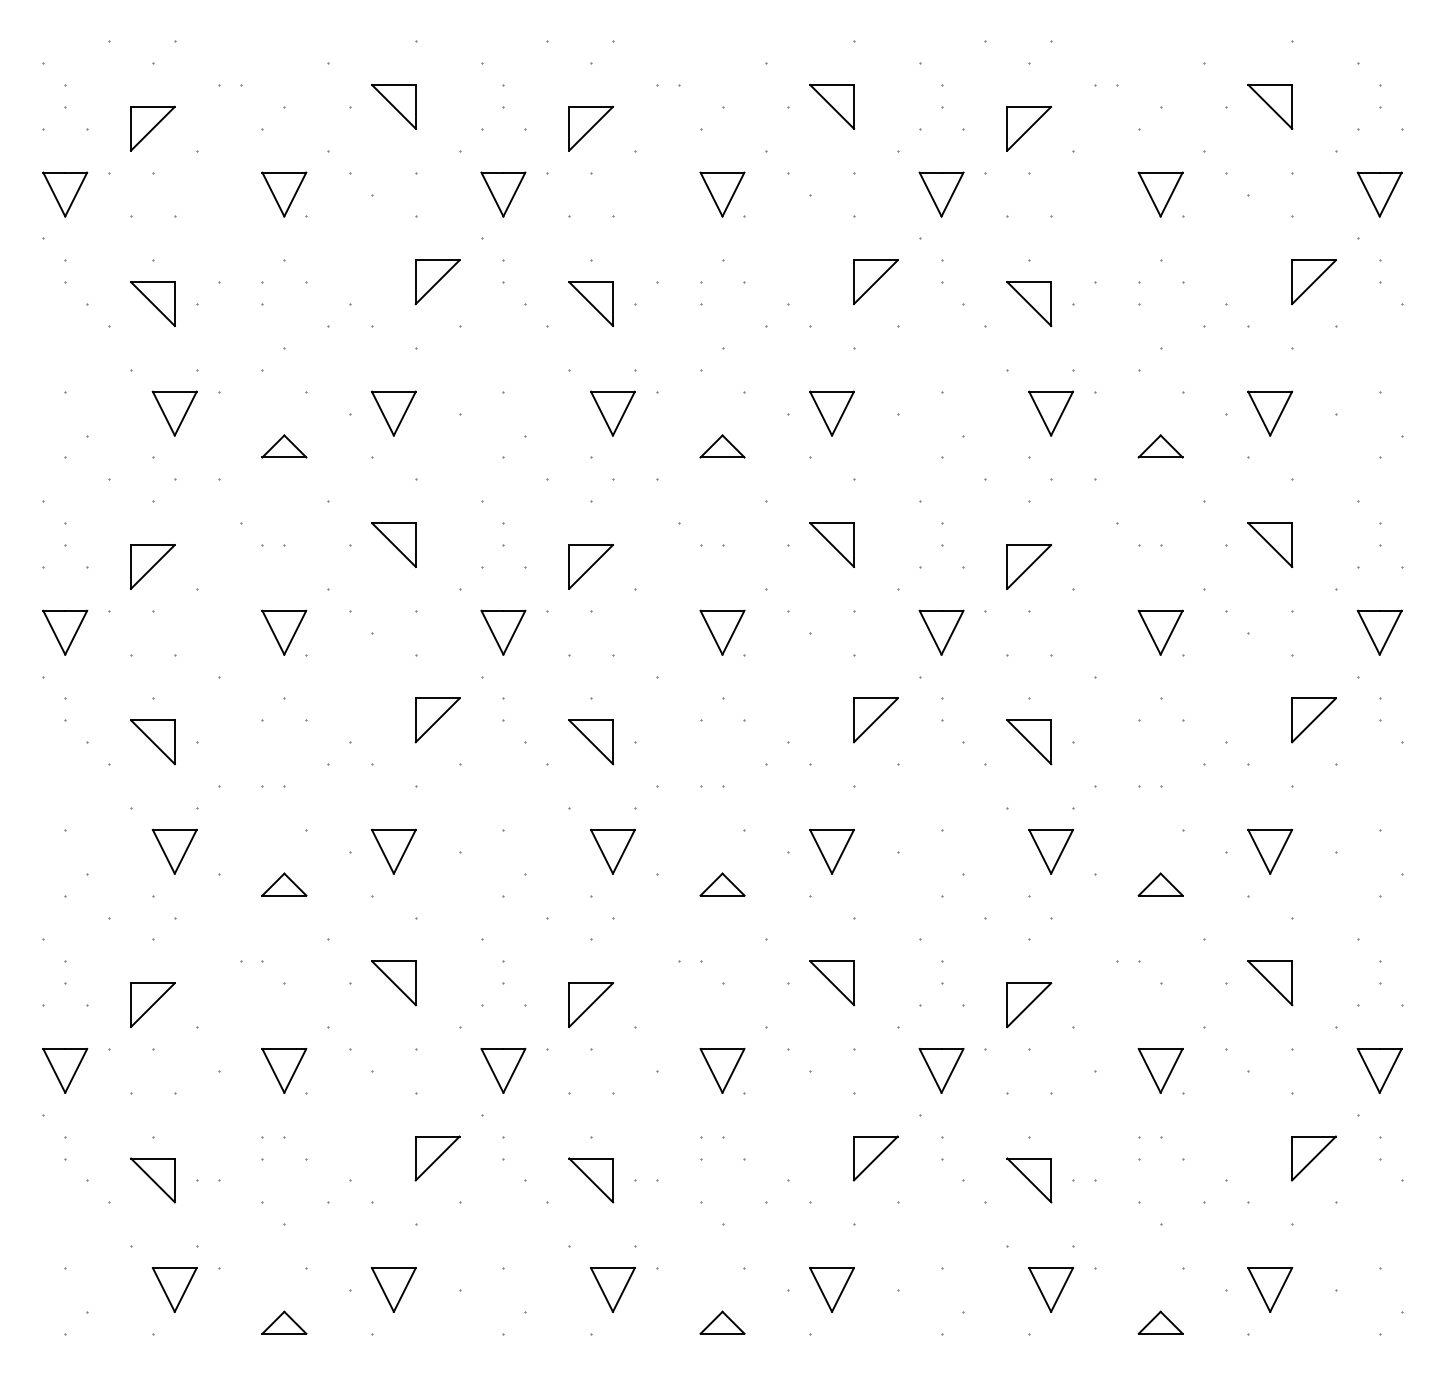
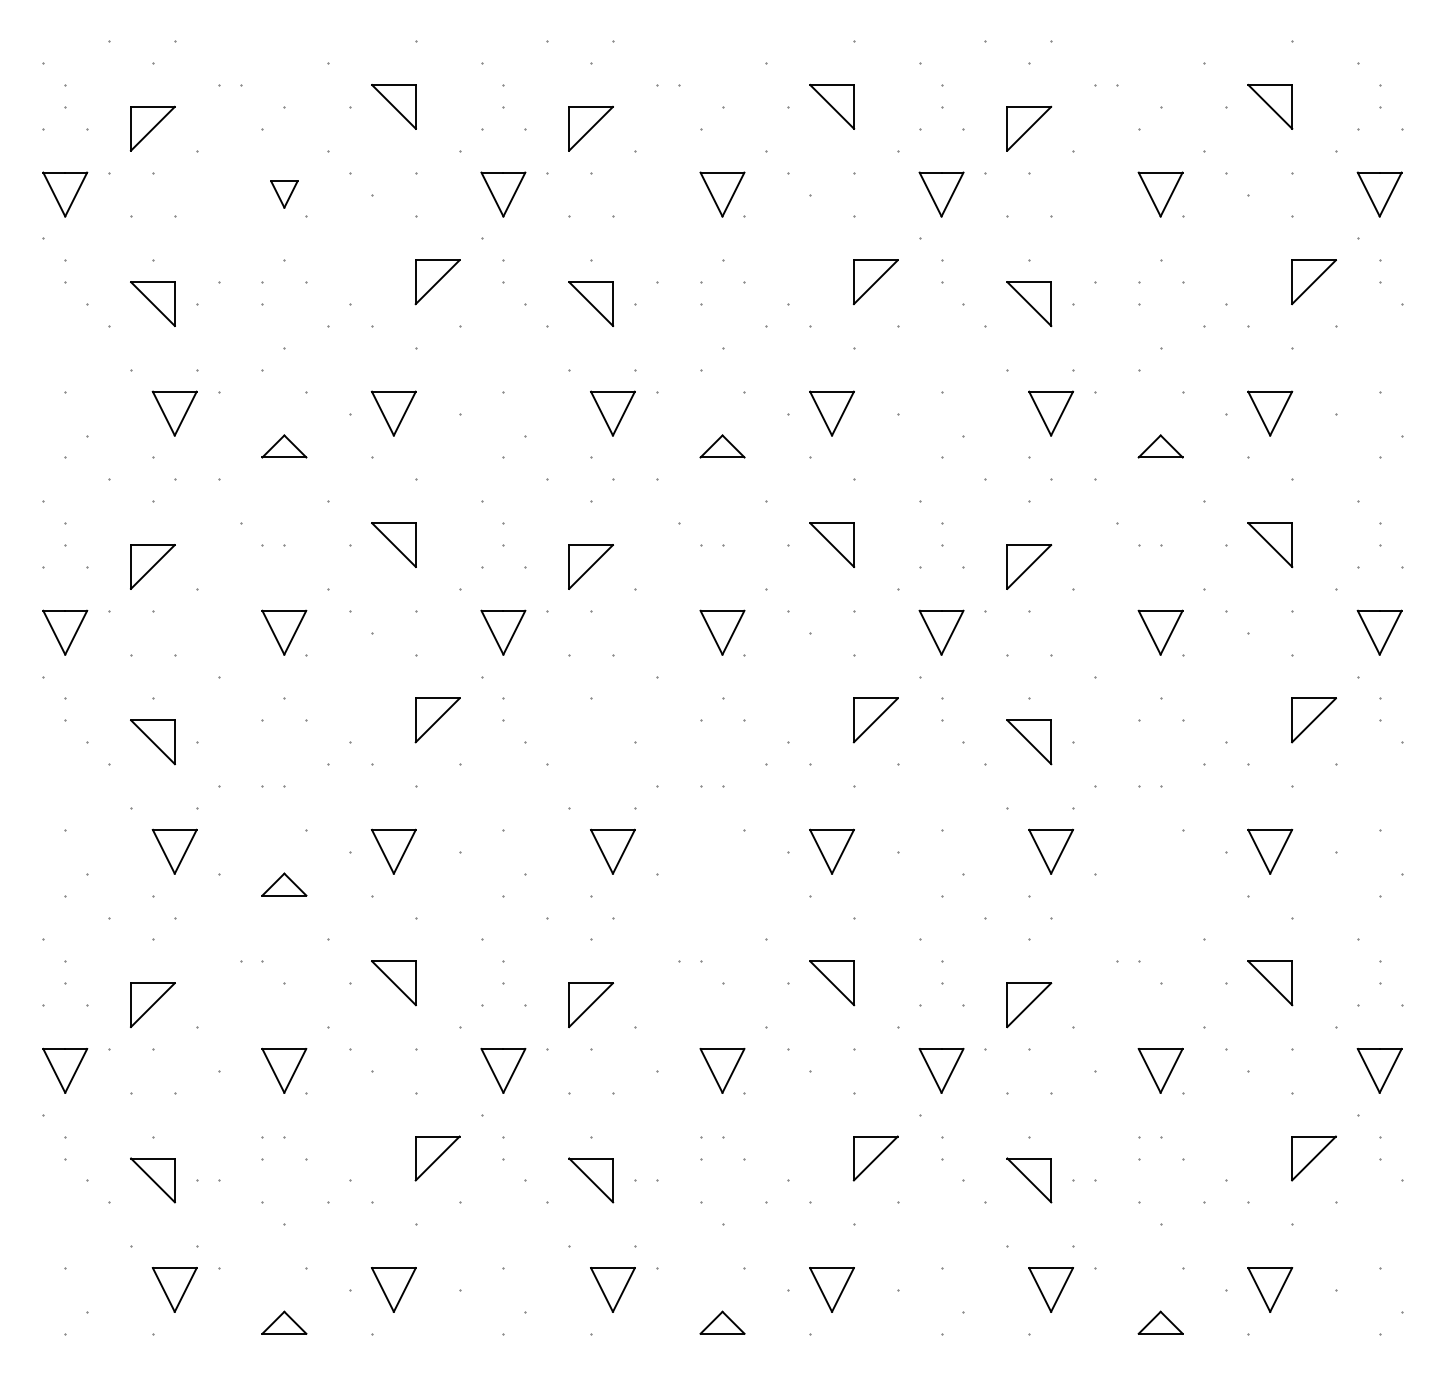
part size: 47x47 px -> 29x29 px (284, 194)
part: present -> none (591, 742)
part: present -> none (722, 884)
part: present -> none (1160, 884)
